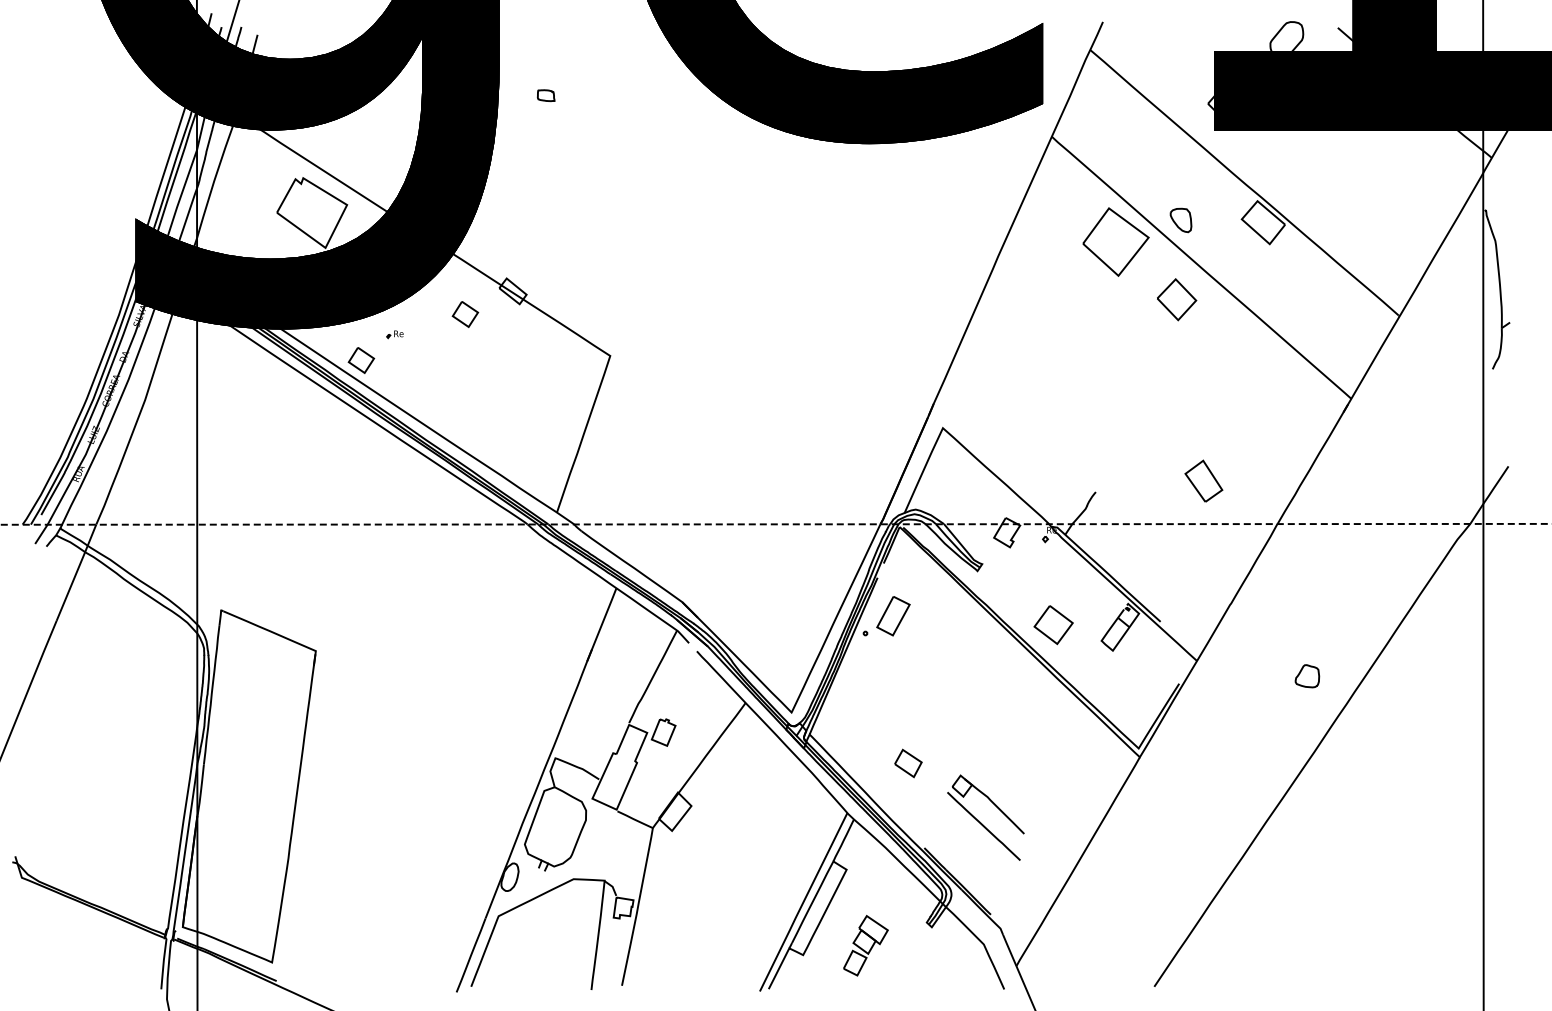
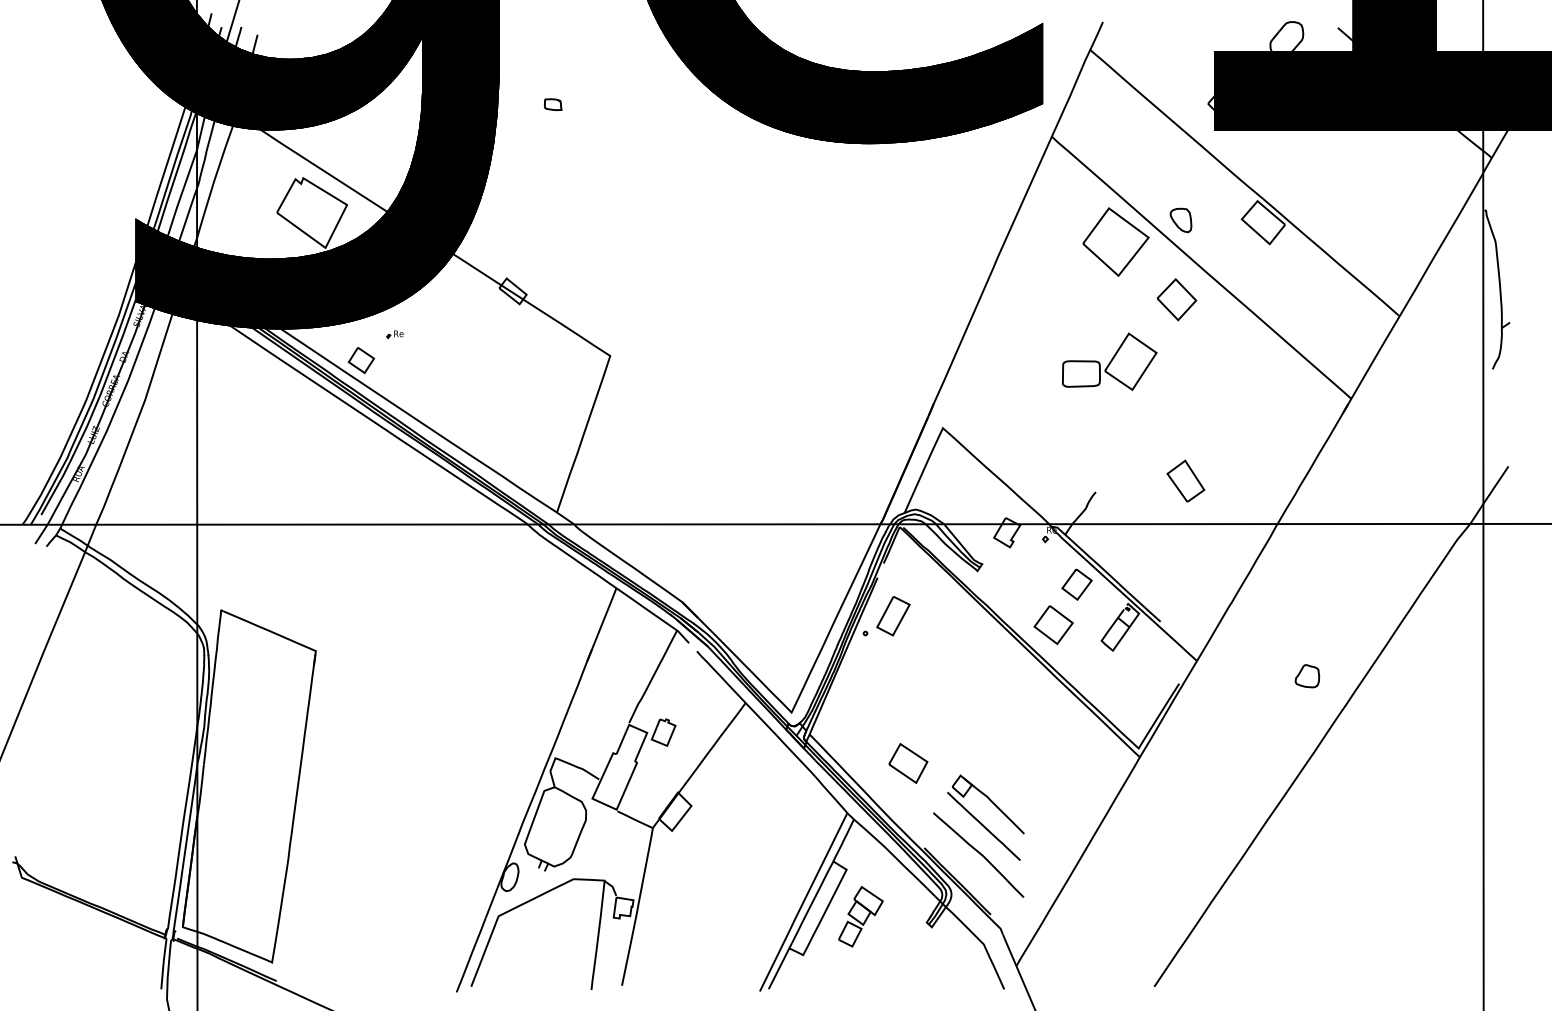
part position: (545, 95) -> (552, 104) (552, 104)
part: present -> none (465, 314)
part: none -> present (1109, 361)
part position: (1203, 480) -> (1185, 480) (1185, 480)
line: dashed -> solid (775, 524)
part: none -> present (1076, 584)
part size: 29x31 px -> 41x41 px (908, 763)
curve: none -> present (978, 853)
part position: (865, 945) -> (860, 916) (860, 916)
